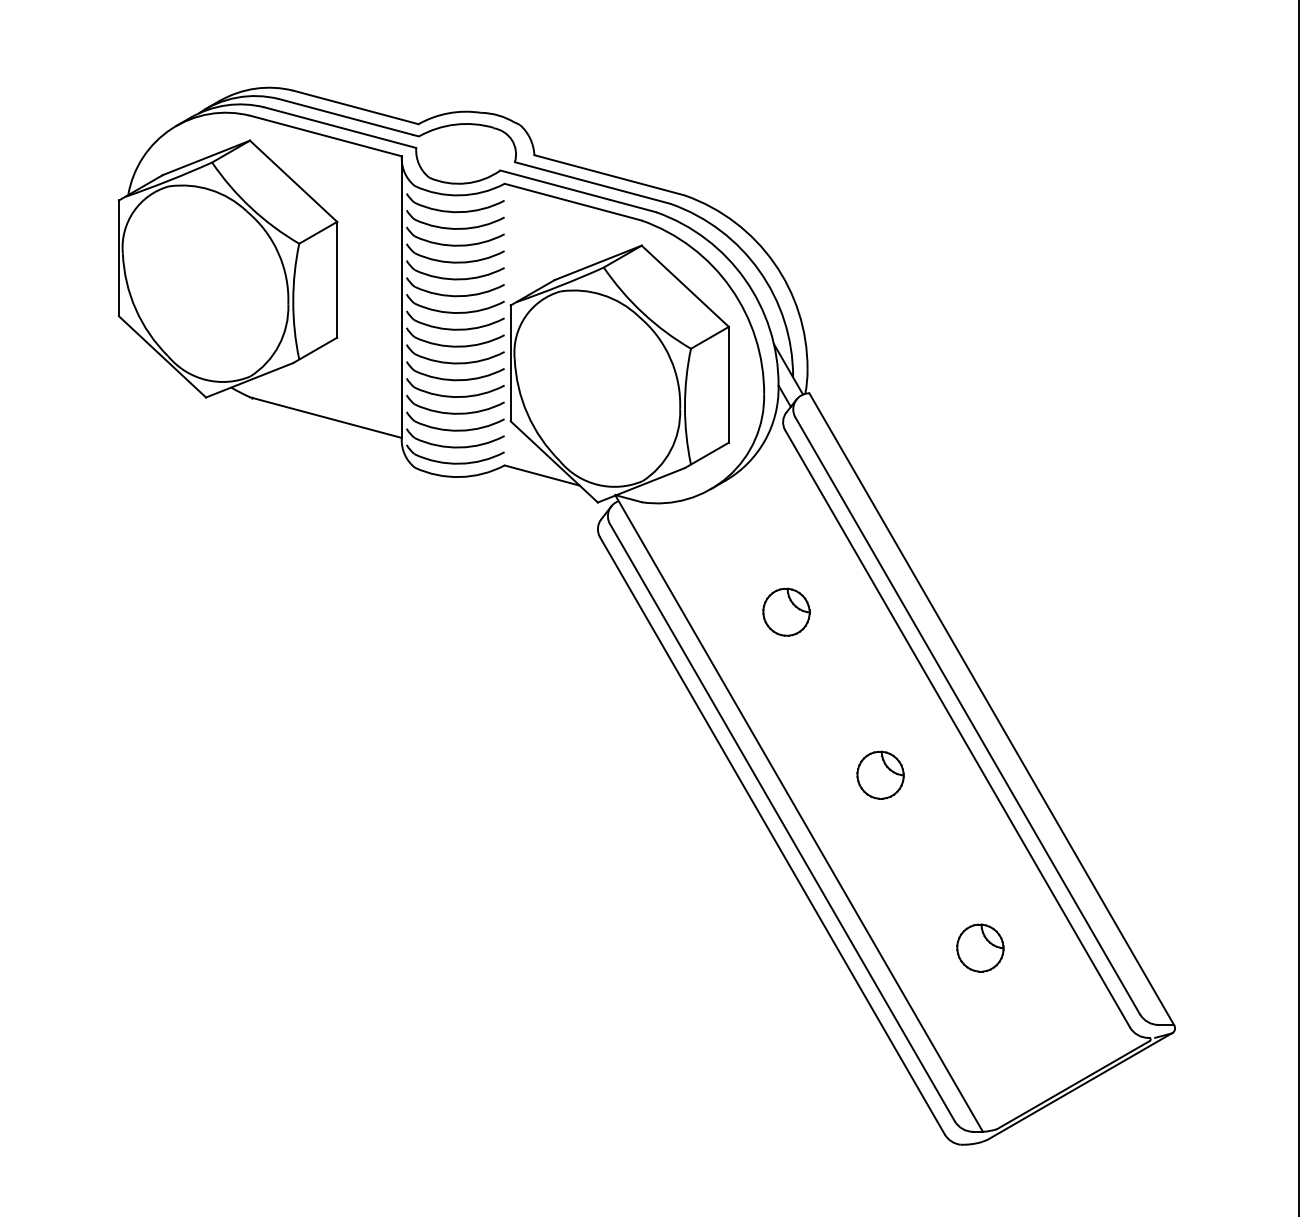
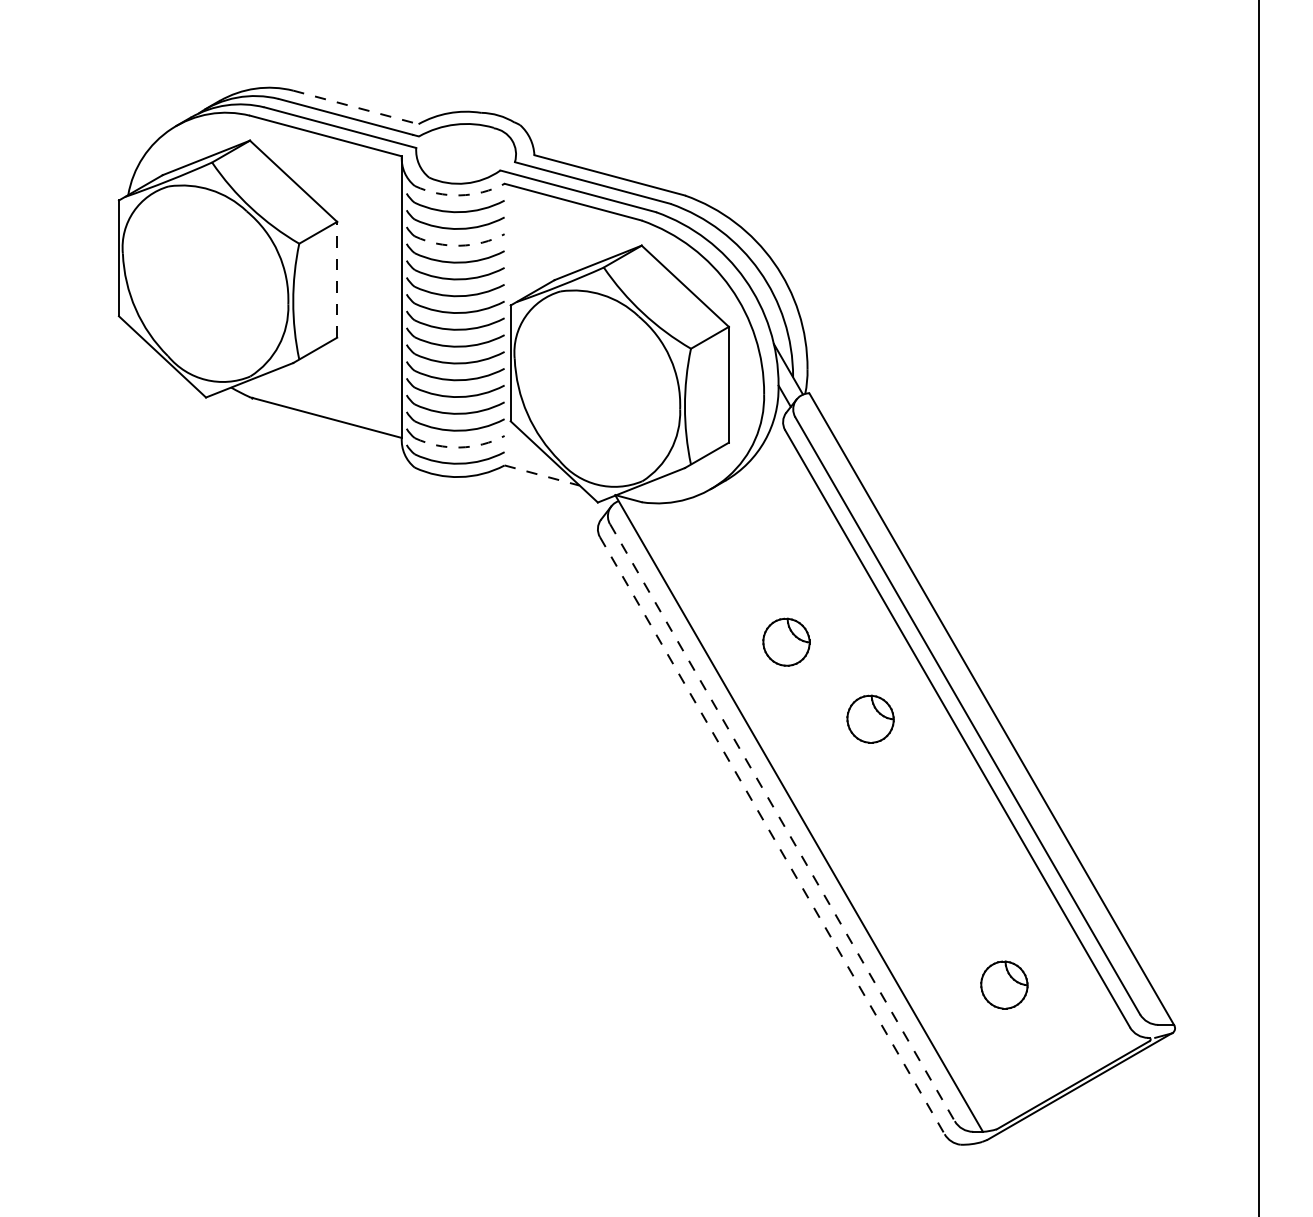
line: solid -> dashed (355, 107)
arc: solid -> dashed (459, 195)
arc: solid -> dashed (459, 245)
line: solid -> dashed (337, 279)
arc: solid -> dashed (459, 447)
line: solid -> dashed (542, 475)
line position: (1298, 607) -> (1258, 607) (1258, 607)
part position: (786, 611) -> (786, 641) (786, 641)
part position: (880, 774) -> (870, 718) (870, 718)
line: solid -> dashed (782, 822)
line: solid -> dashed (772, 835)
part position: (980, 947) -> (1004, 984) (1004, 984)
